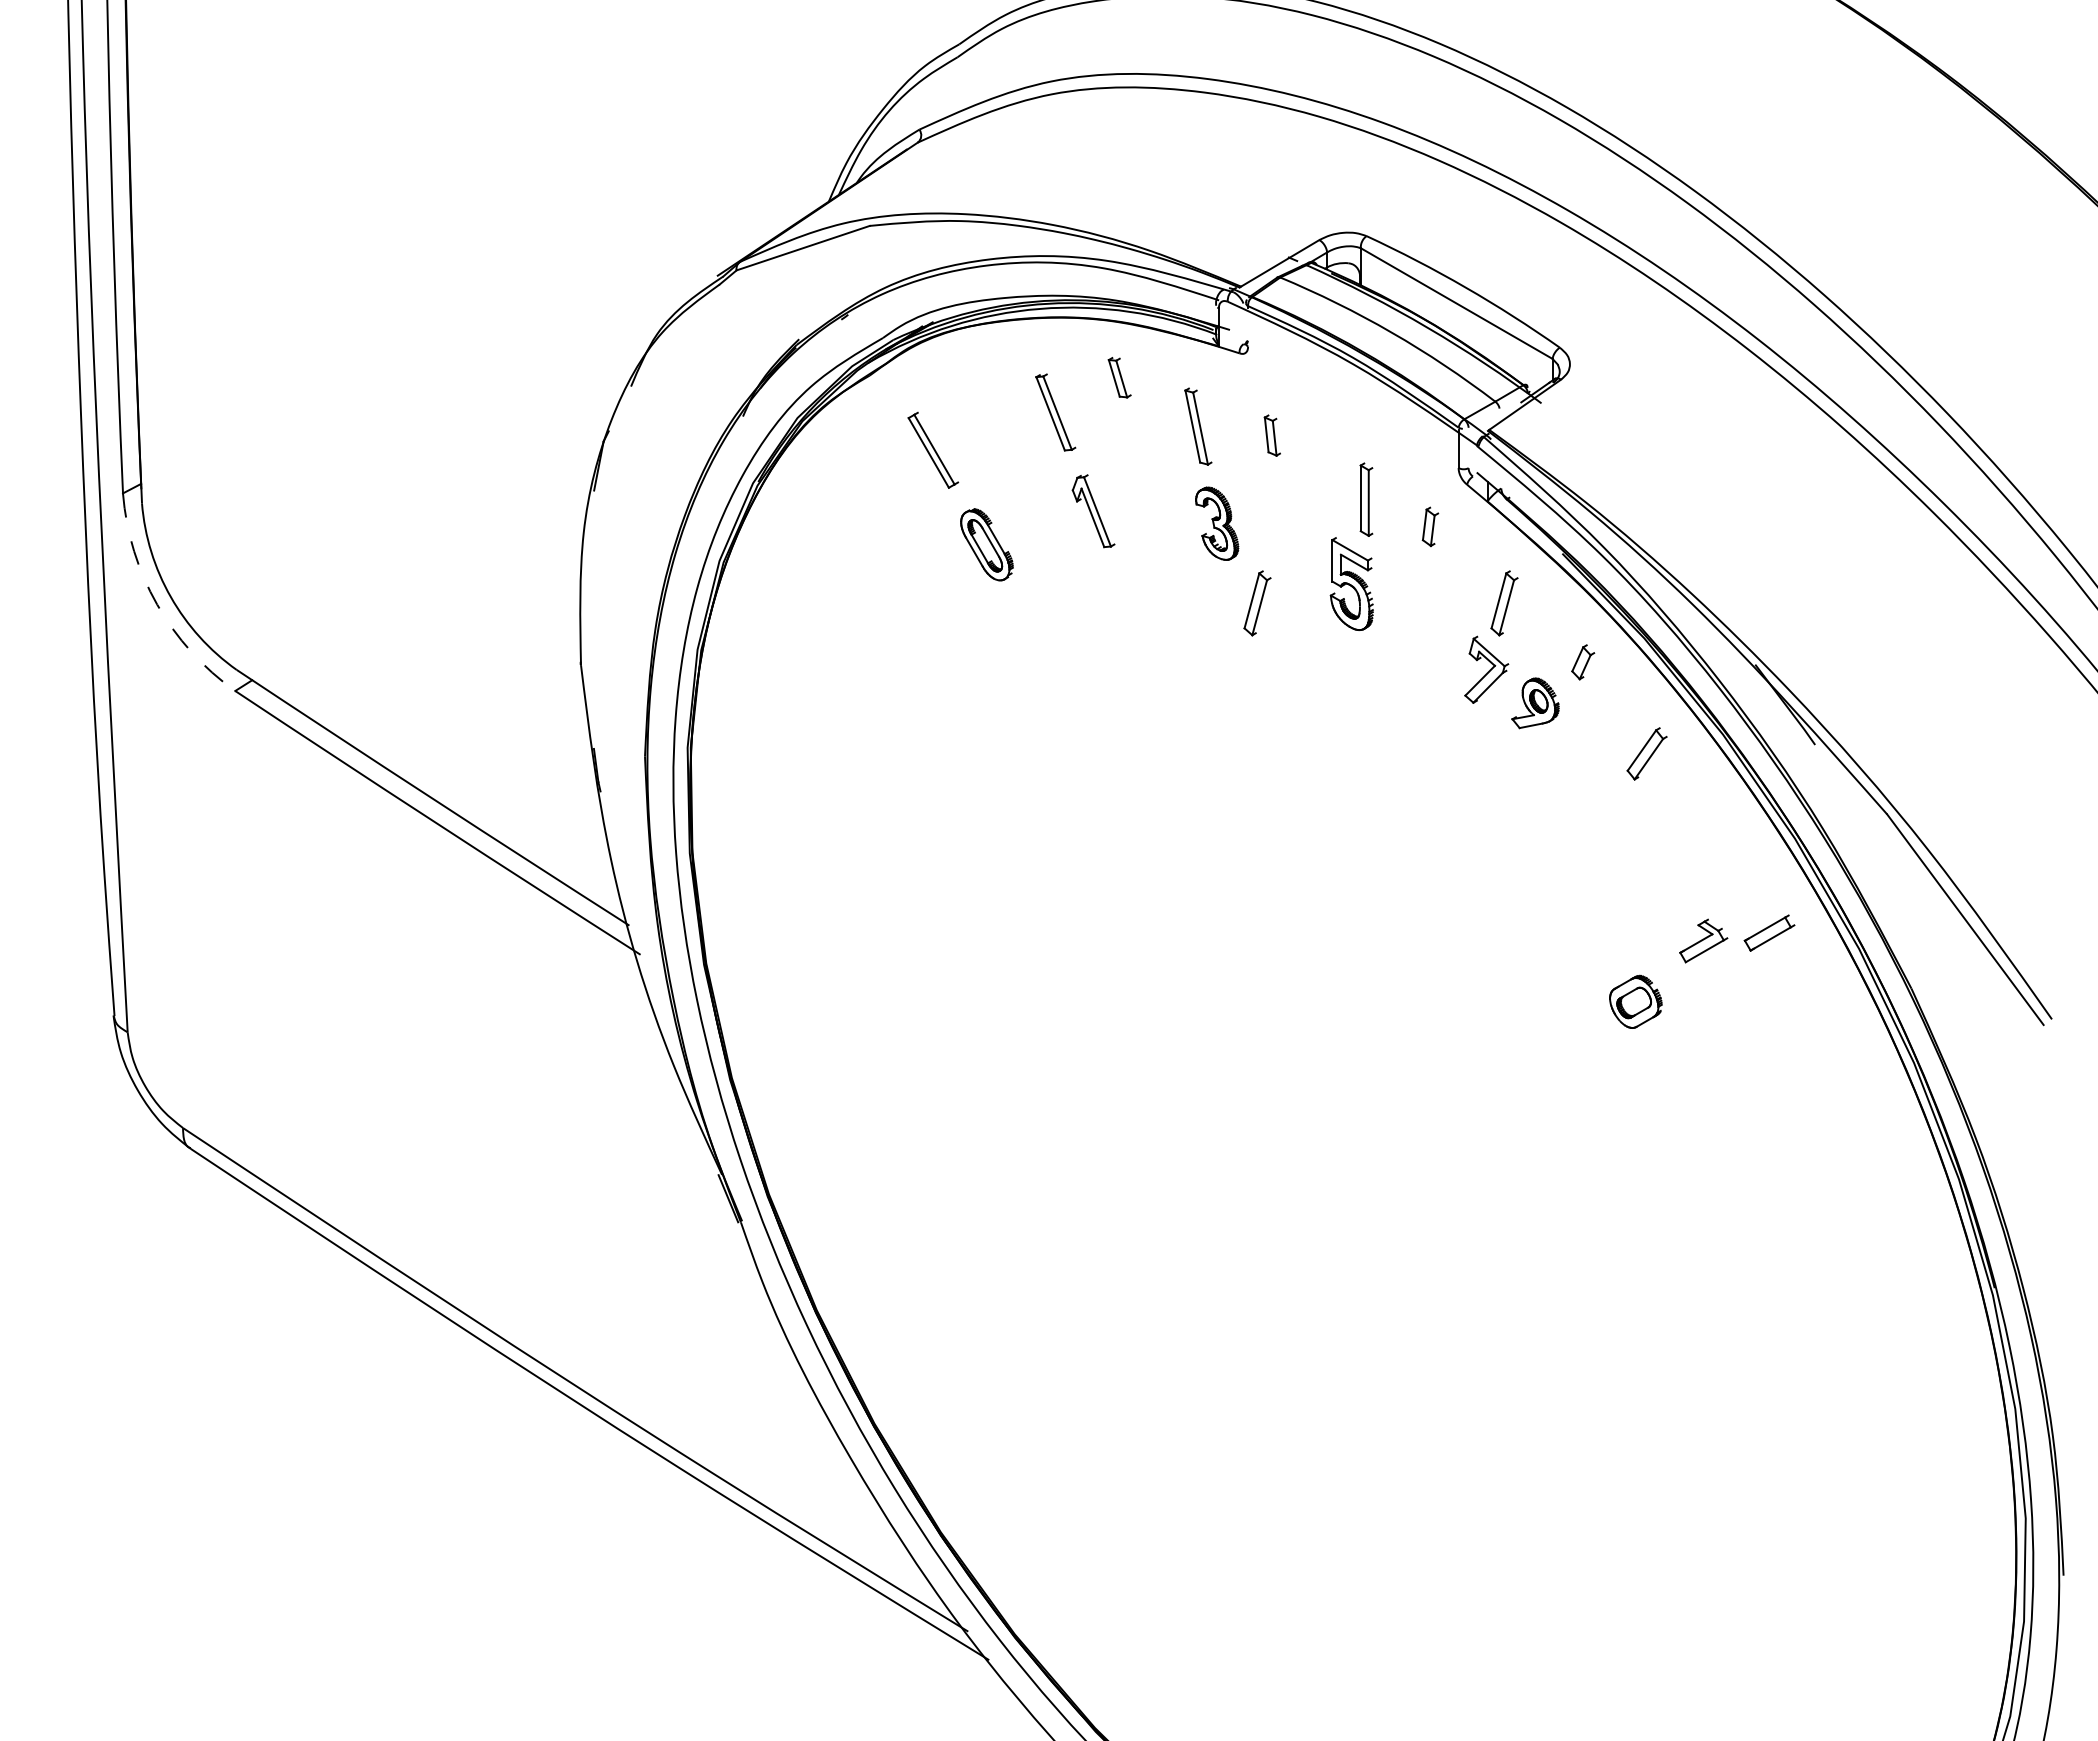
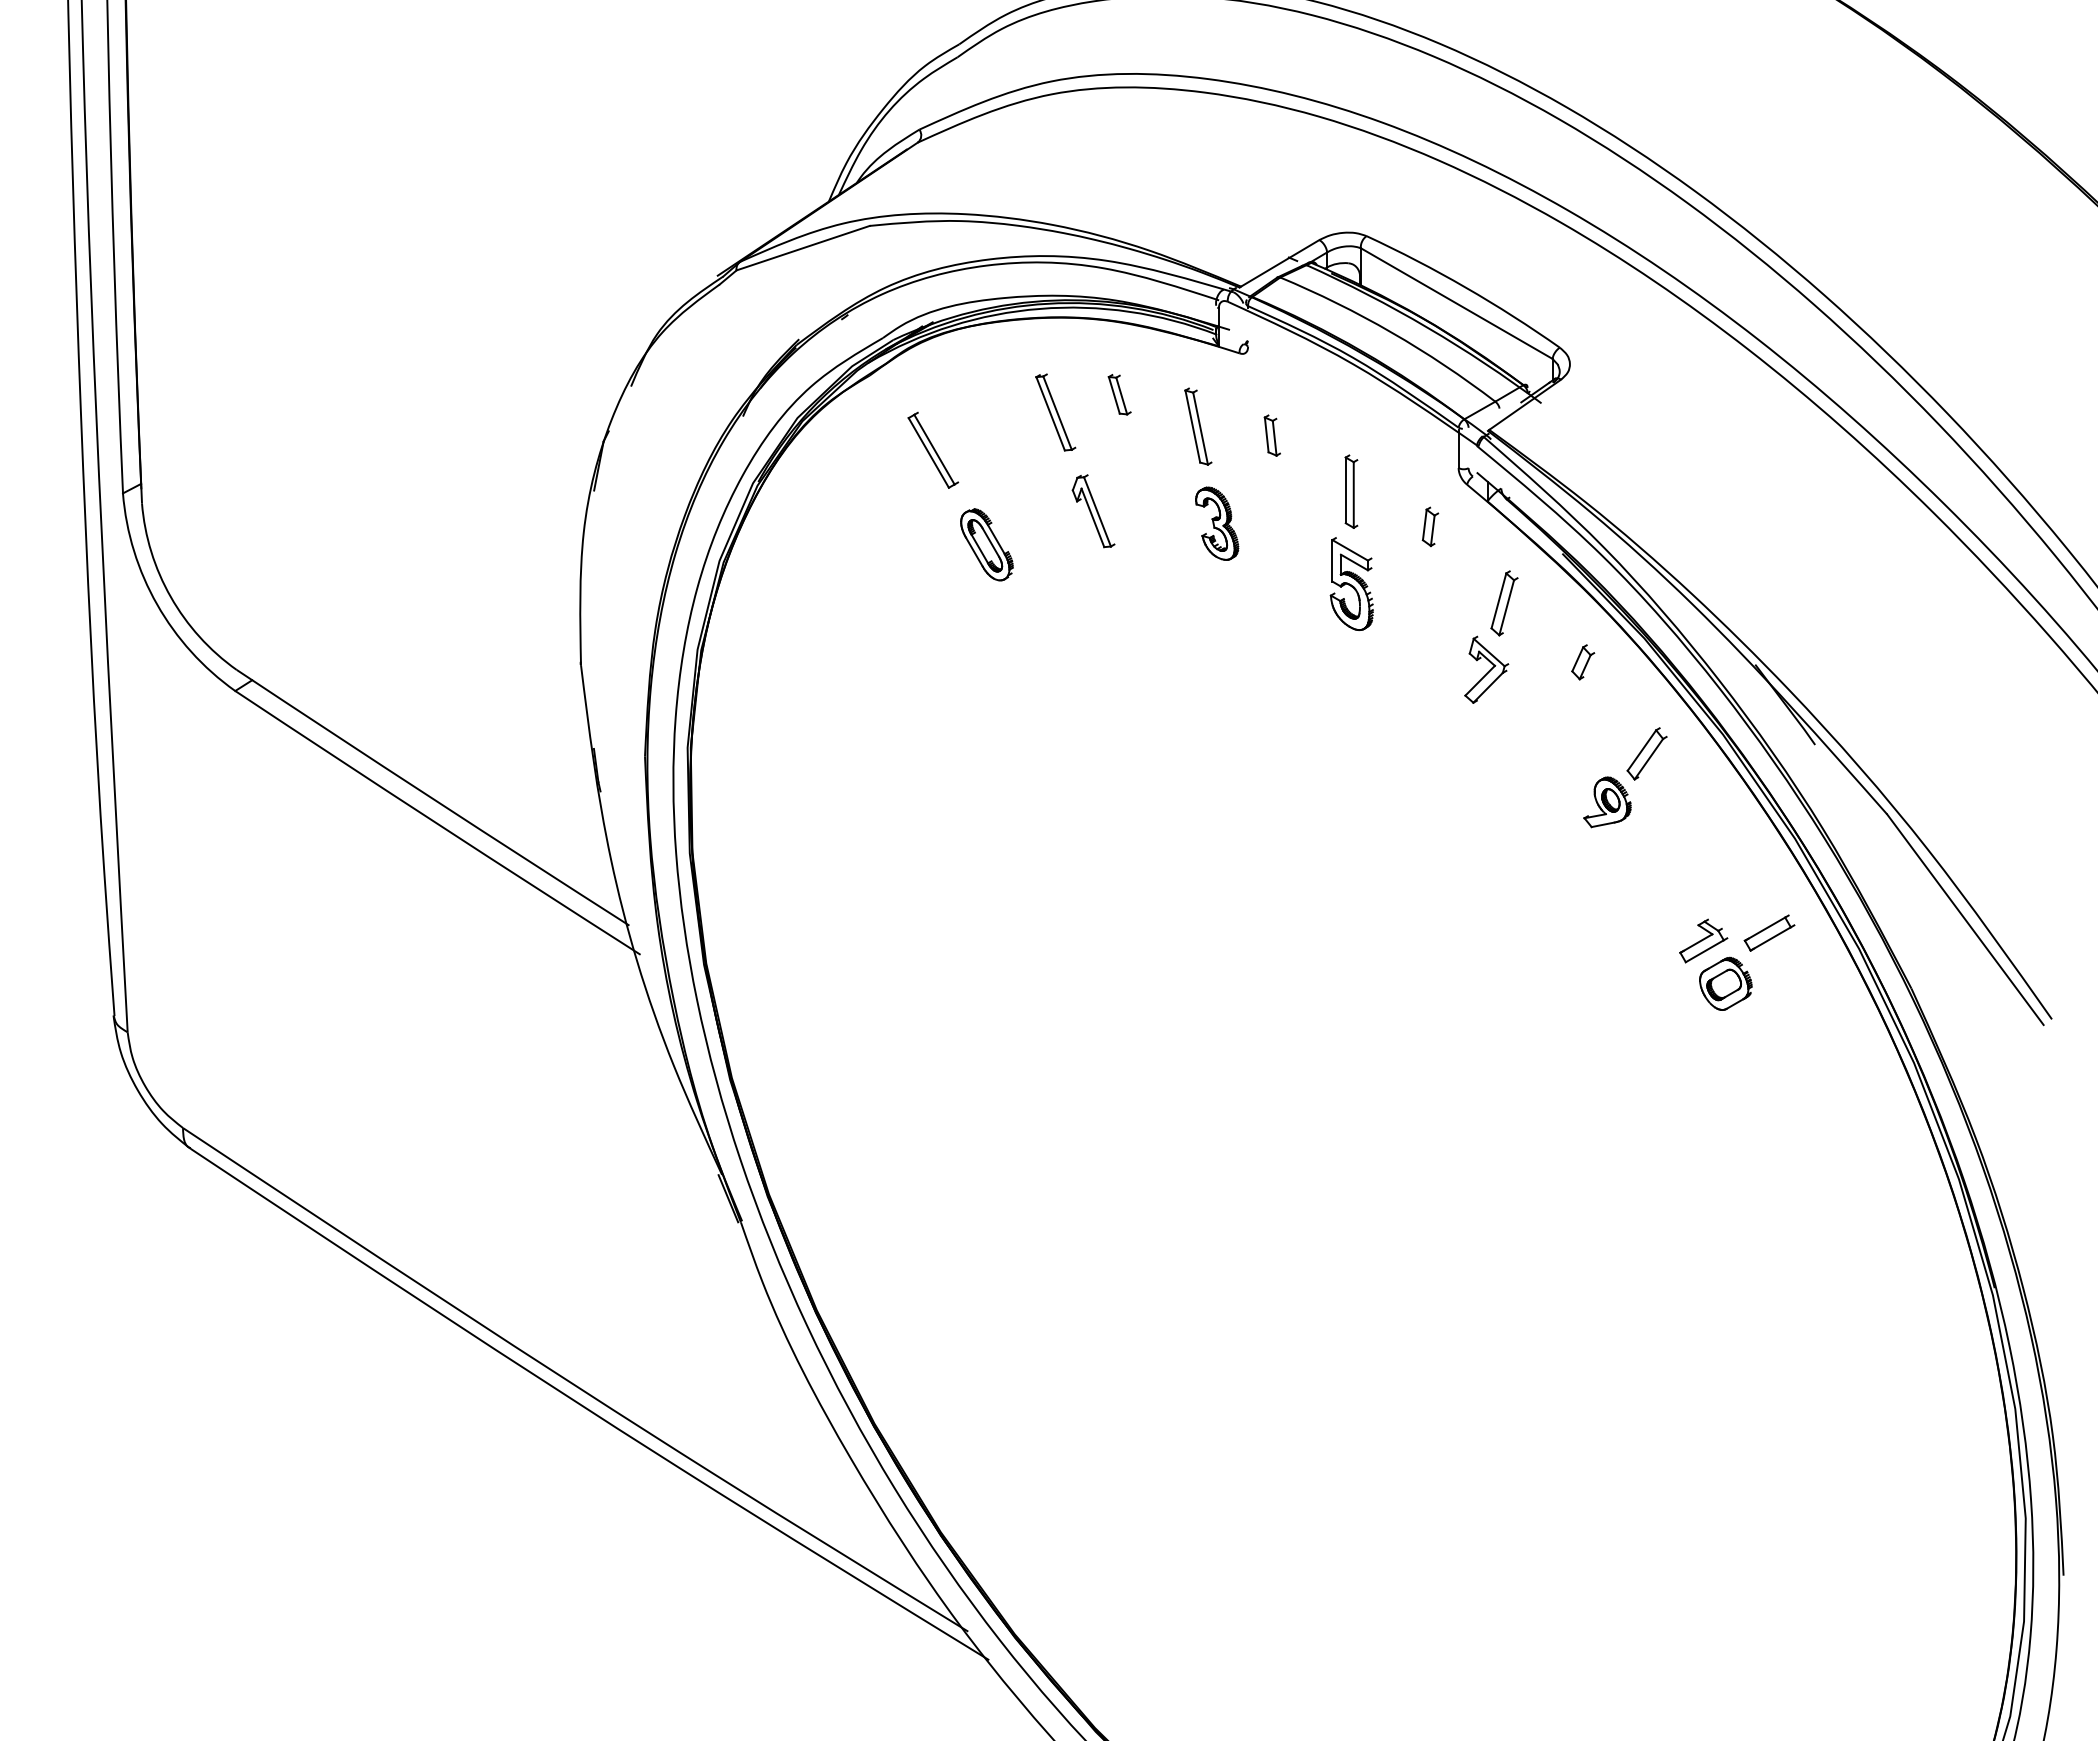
part position: (1119, 377) -> (1119, 394) (1119, 394)
part position: (1366, 499) -> (1351, 491) (1351, 491)
part: present -> none (1257, 603)
arc: dashed -> solid (157, 604)
part position: (1535, 703) -> (1607, 802) (1607, 802)
part position: (1635, 1001) -> (1725, 983) (1725, 983)
